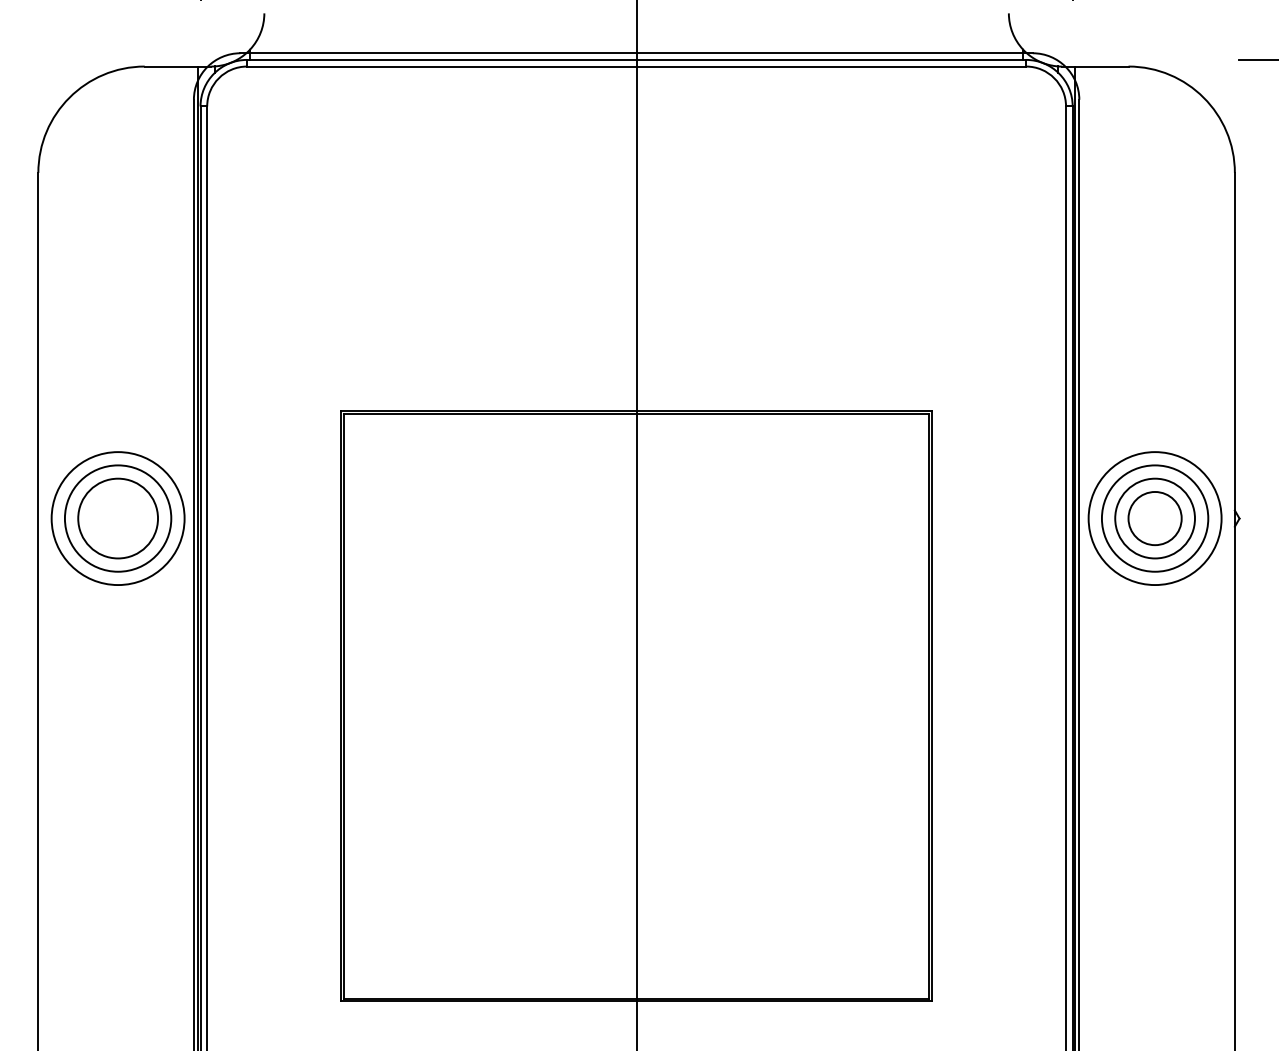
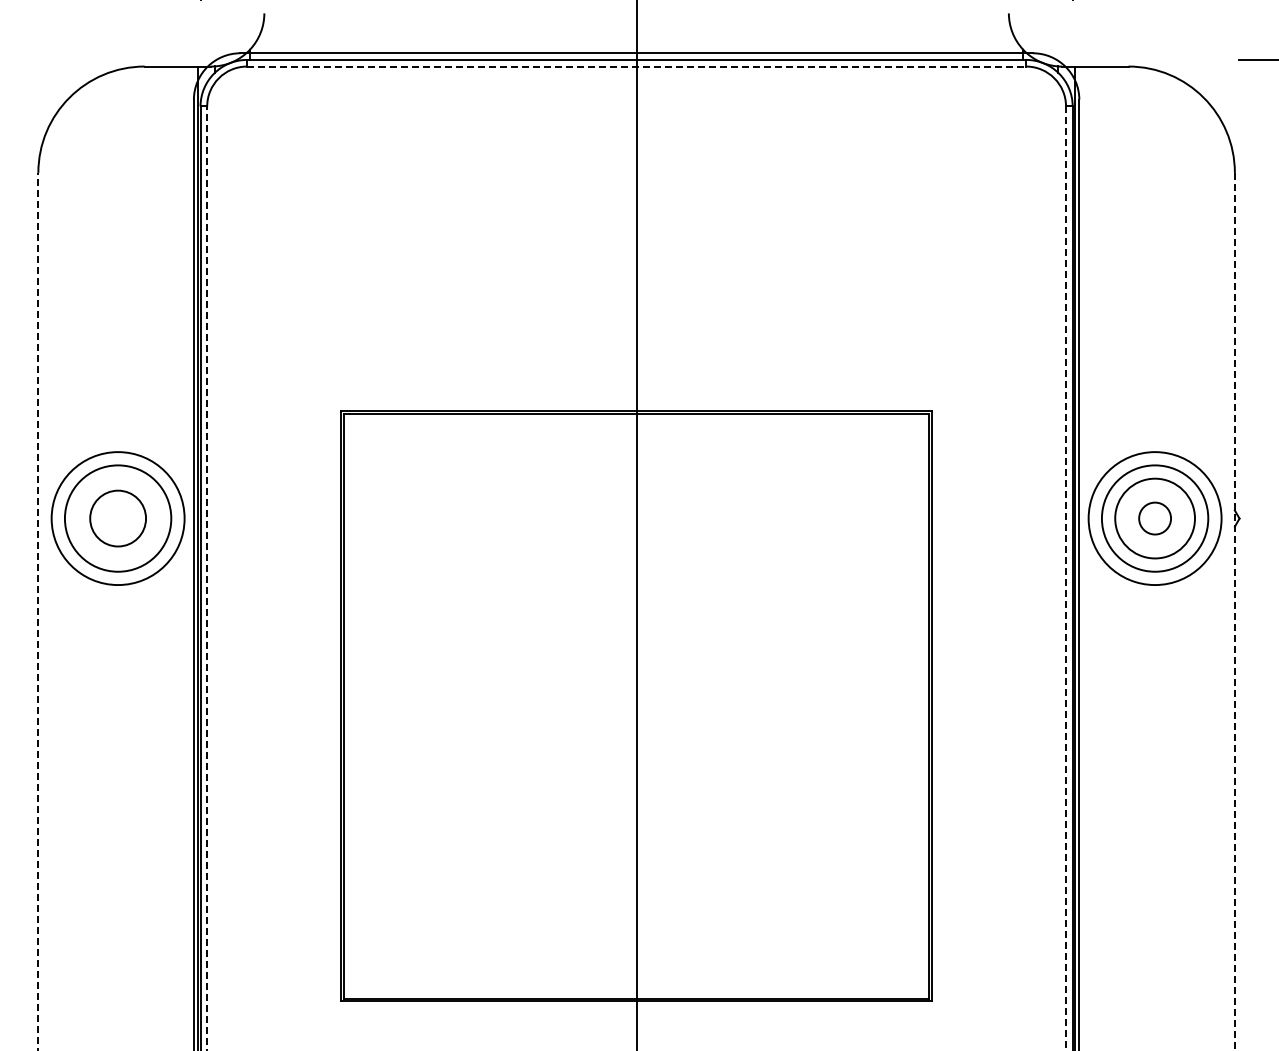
line: solid -> dashed (636, 66)
circle diameter: 80 px -> 56 px (118, 518)
circle diameter: 53 px -> 32 px (1155, 518)
line: solid -> dashed (207, 578)
line: solid -> dashed (1066, 578)
line: solid -> dashed (38, 611)
line: solid -> dashed (1234, 611)
